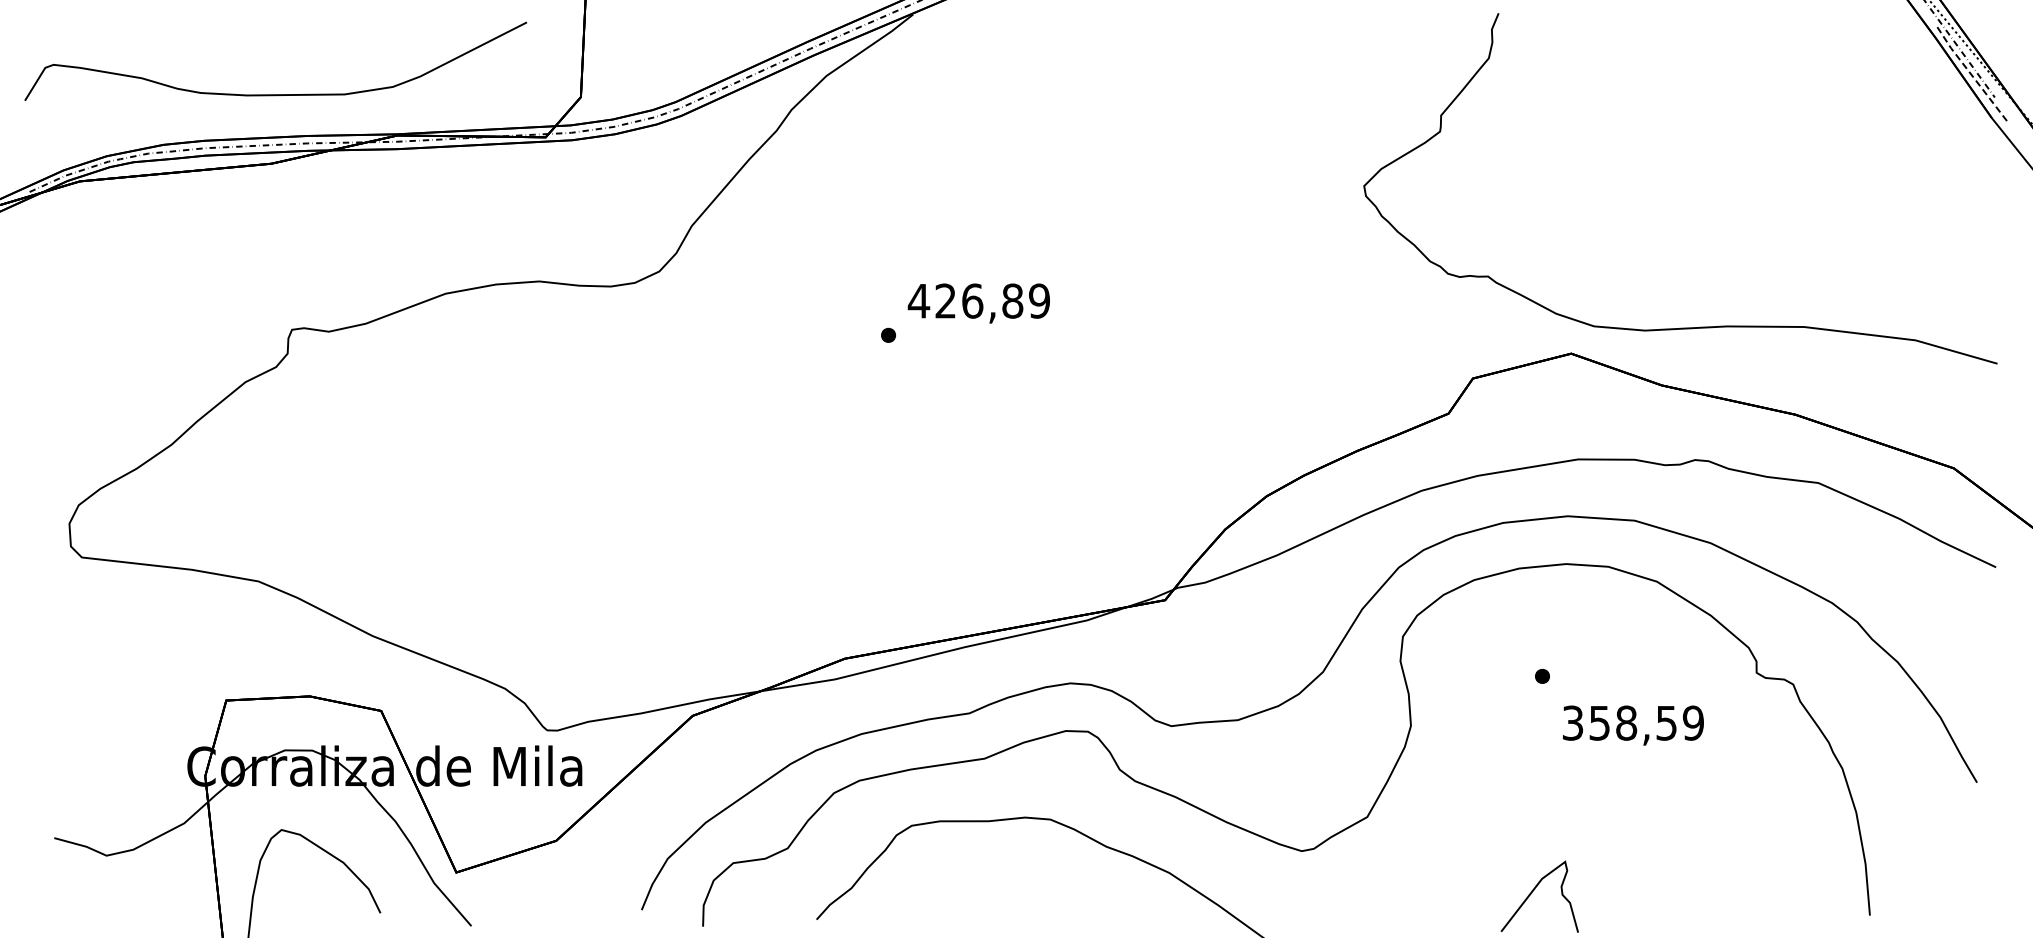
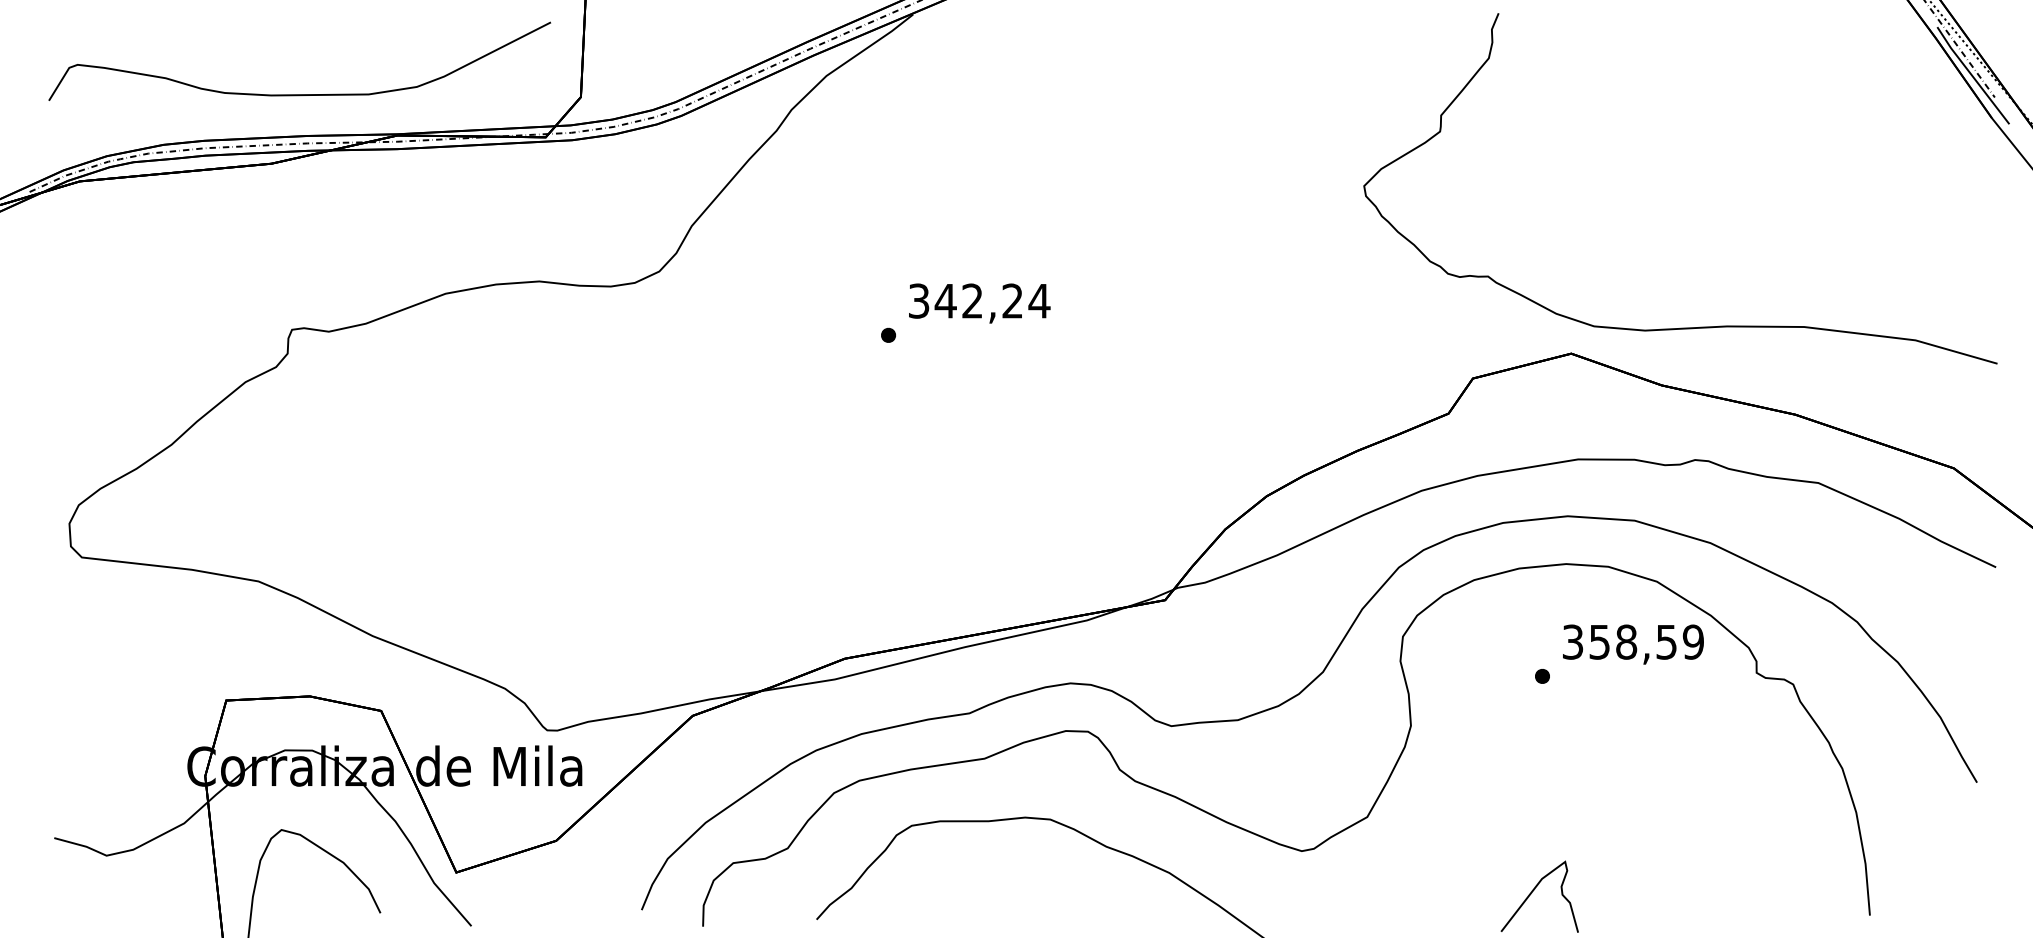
line: dashed -> solid (1972, 75)
curve position: (275, 94) -> (299, 94) (299, 94)
text: 426,89 -> 342,24 (978, 300)
text position: (1633, 725) -> (1633, 644) (1633, 644)
